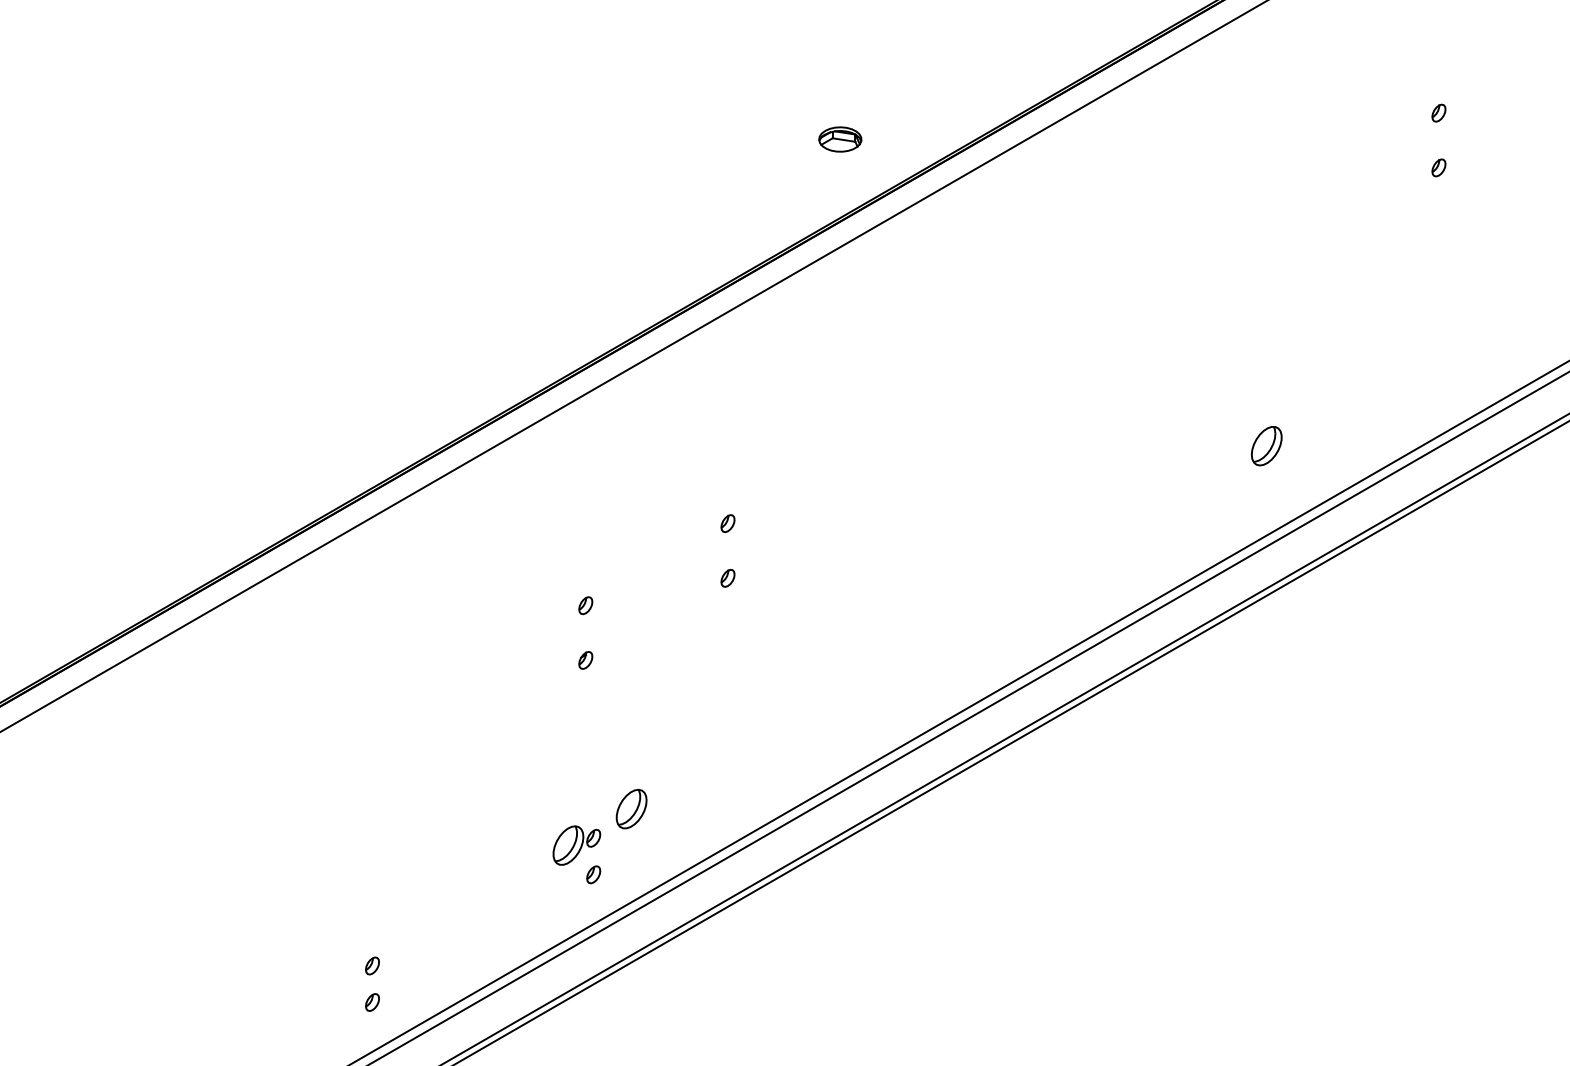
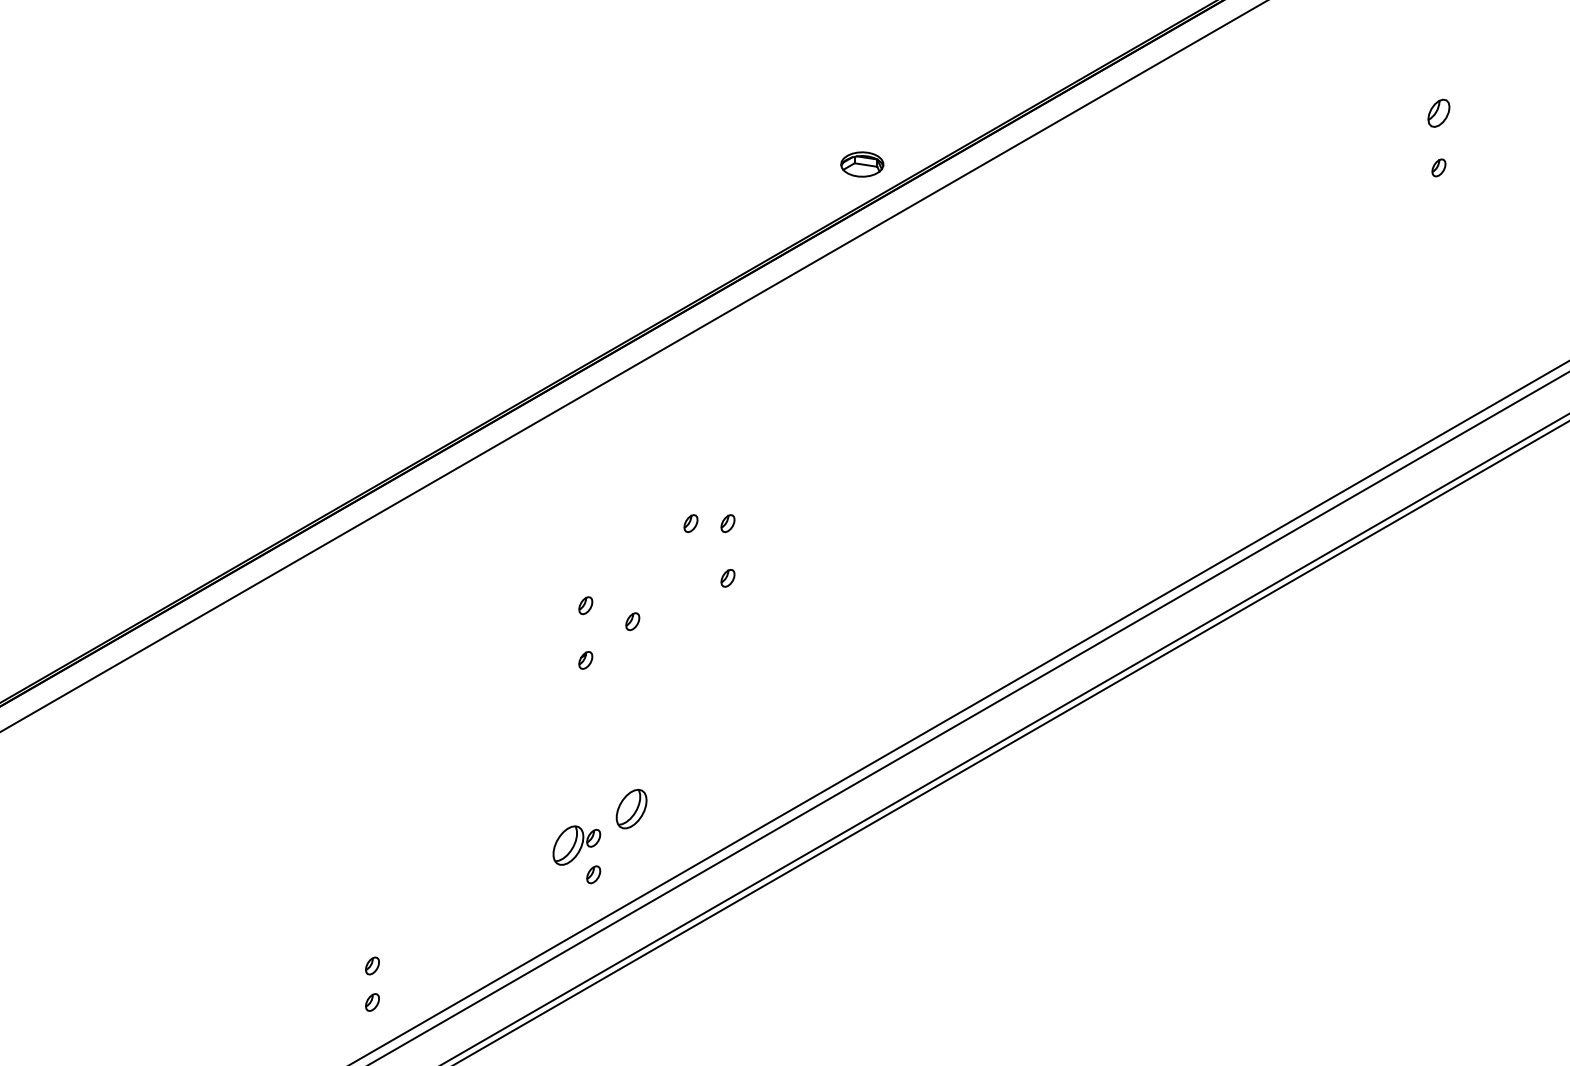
part size: 16x20 px -> 24x30 px (1438, 112)
part position: (840, 139) -> (862, 164) (862, 164)
part: present -> none (1266, 446)
part: none -> present (690, 523)
part: none -> present (632, 621)
